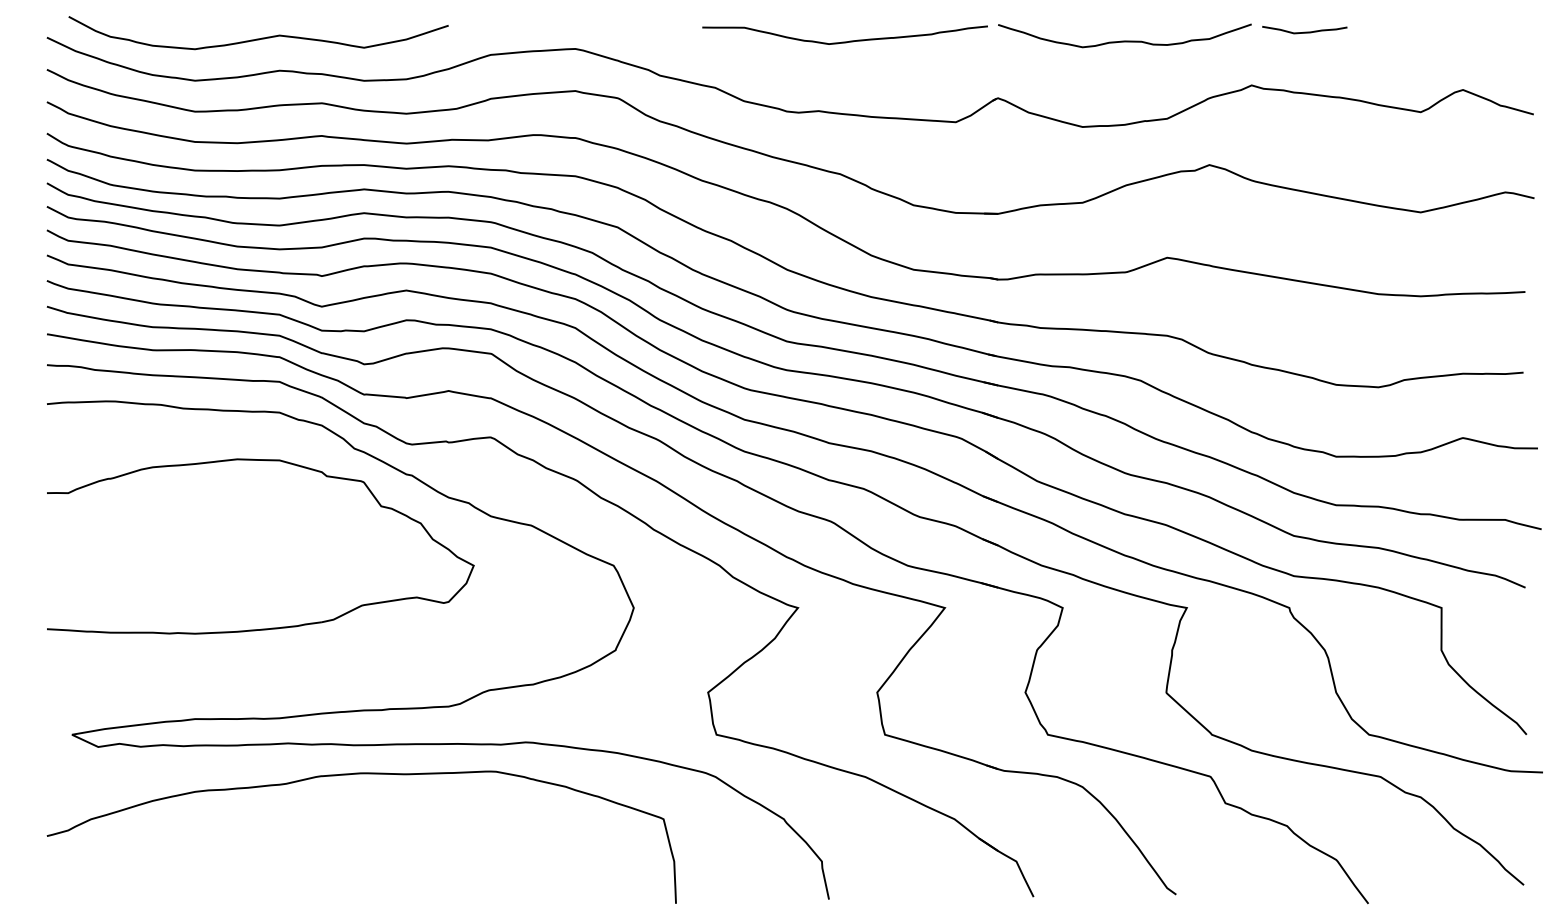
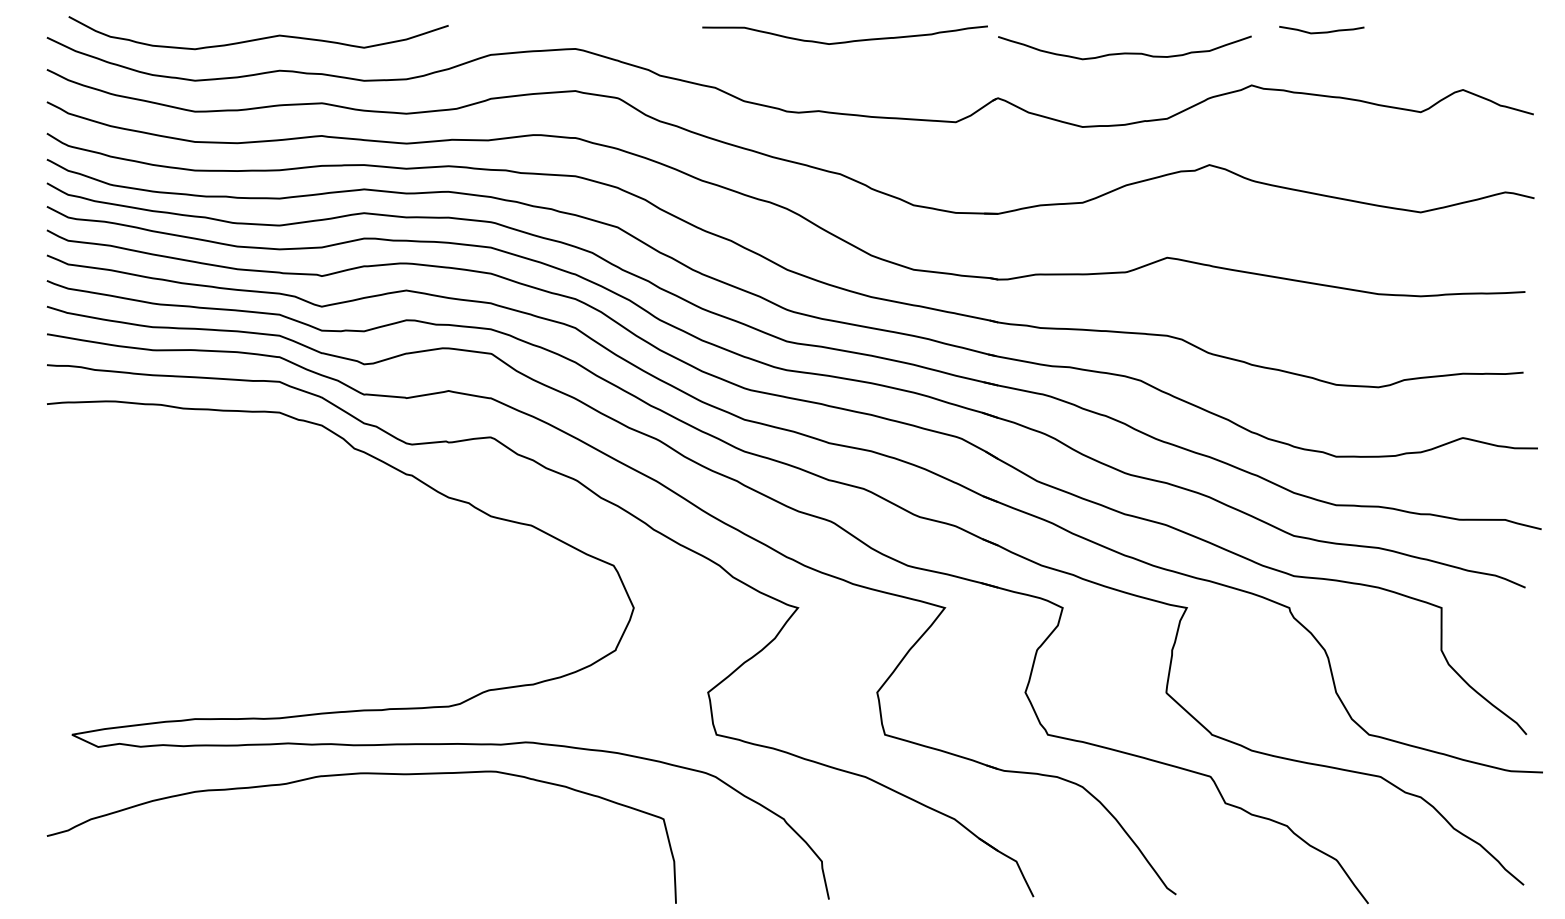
curve position: (1304, 31) -> (1321, 31) (1321, 31)
curve position: (1124, 40) -> (1124, 52) (1124, 52)
part: present -> none (271, 627)
